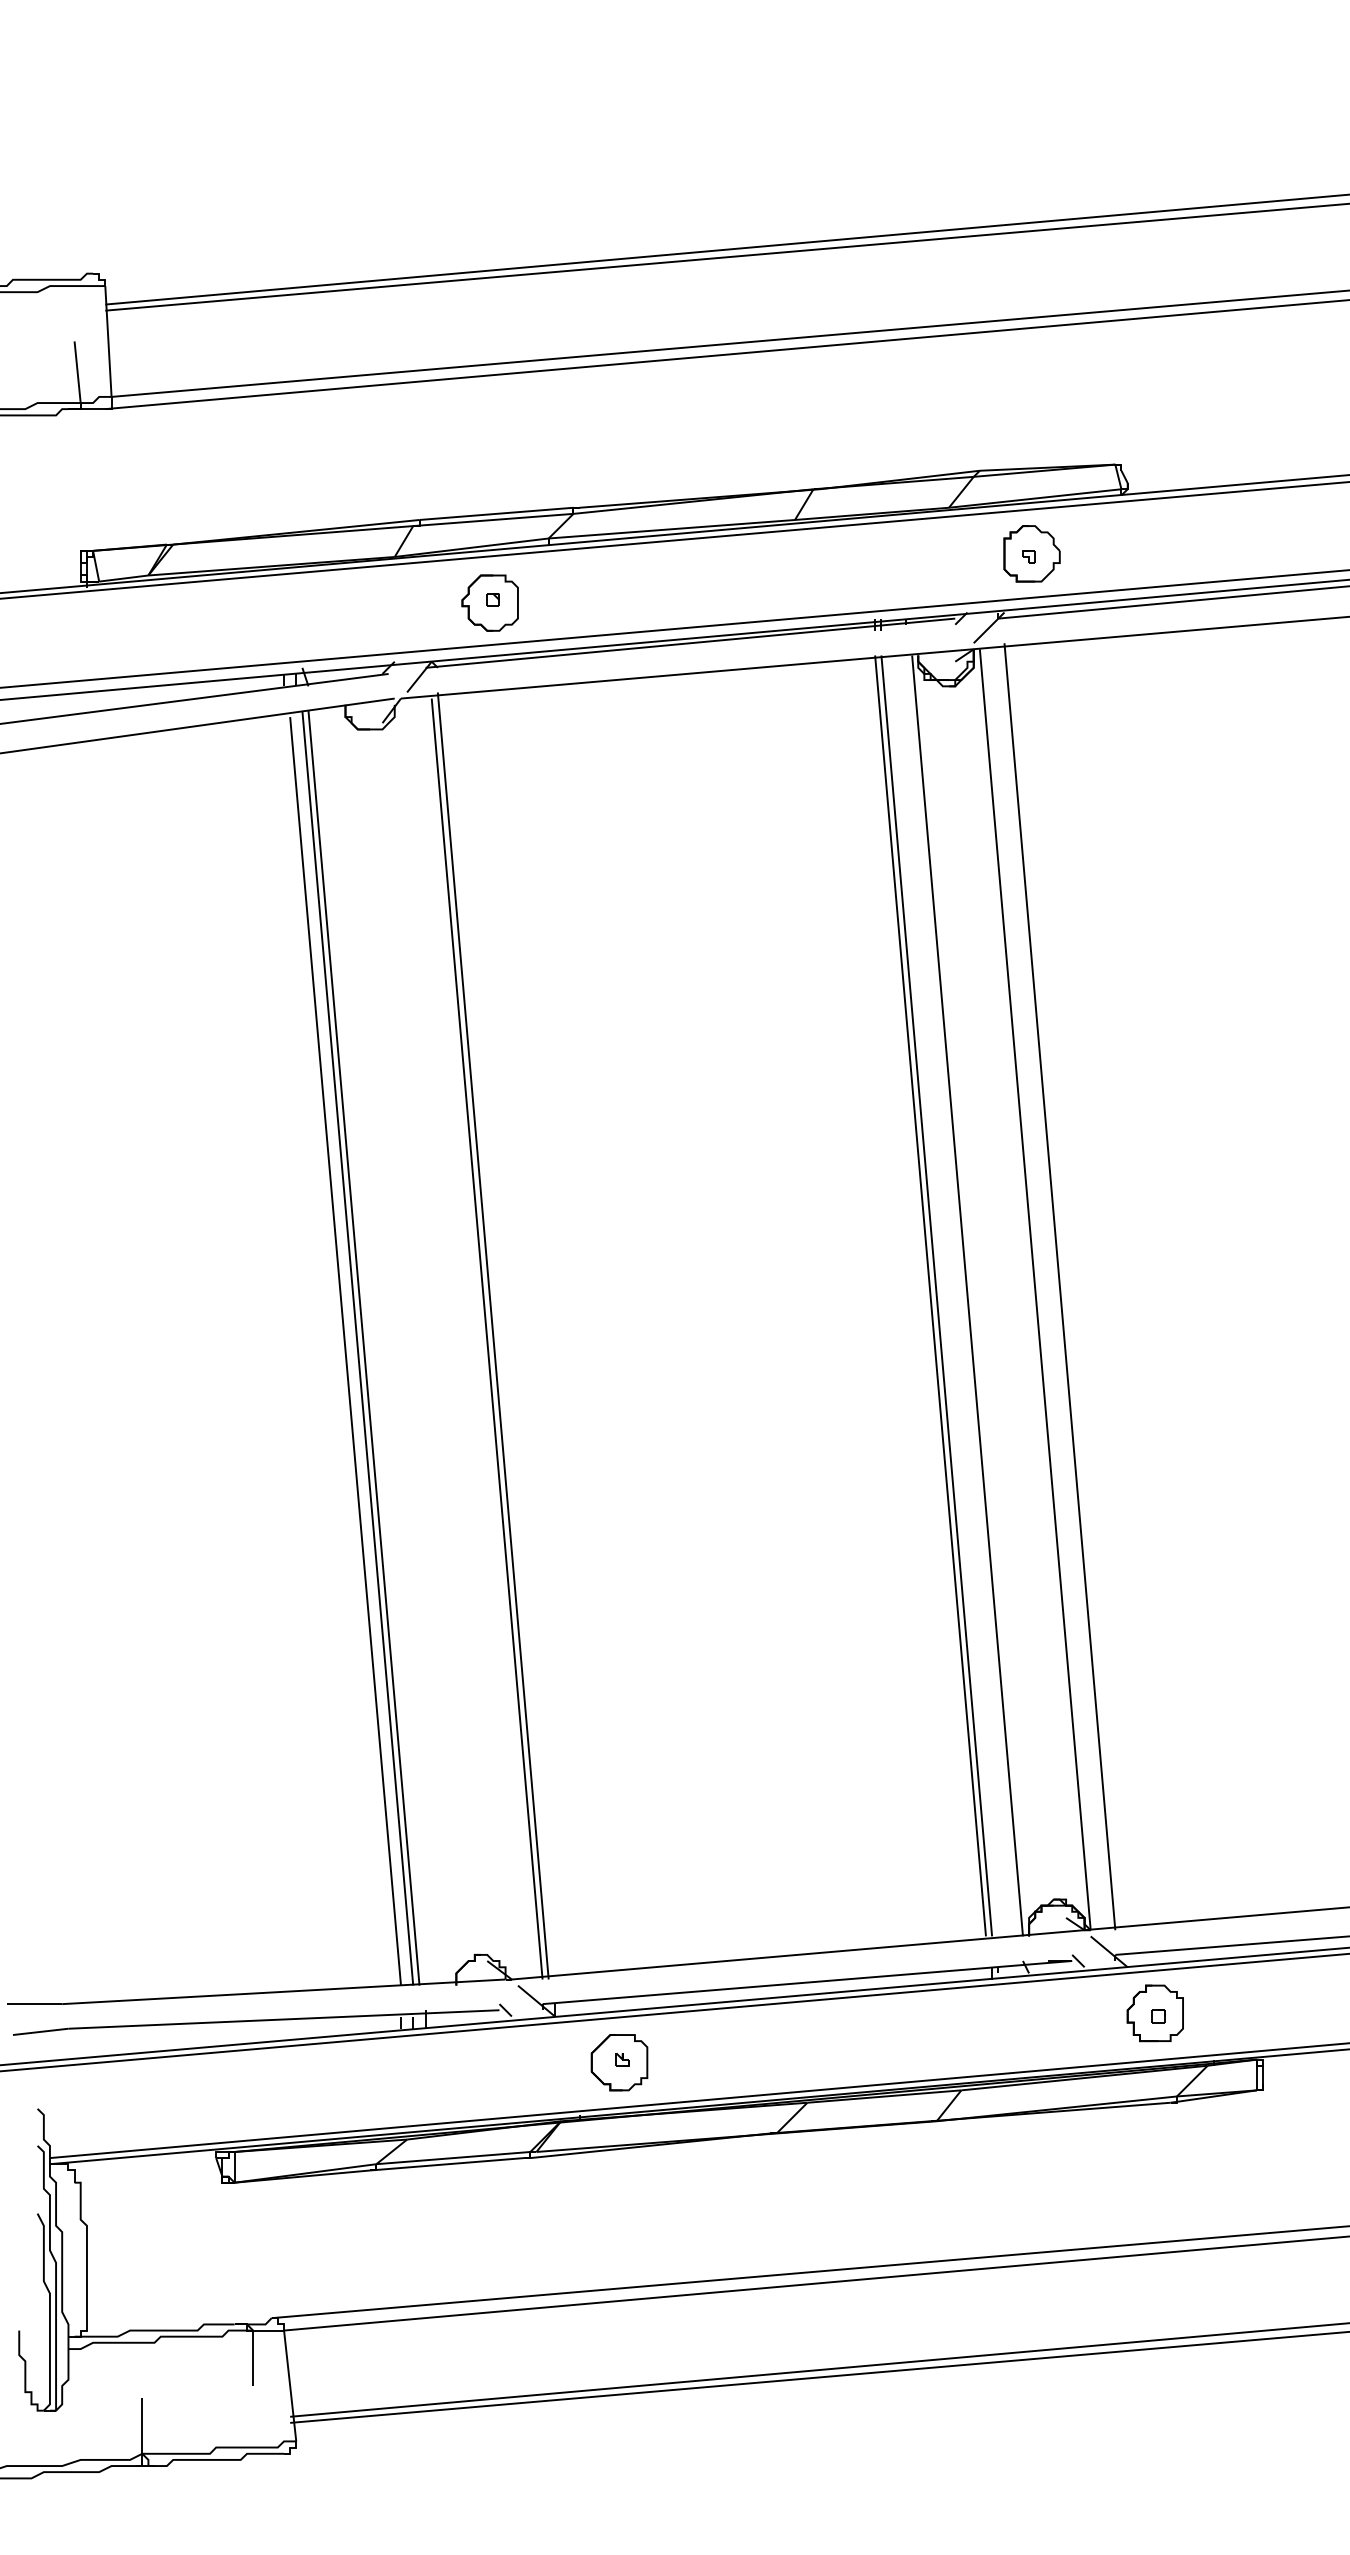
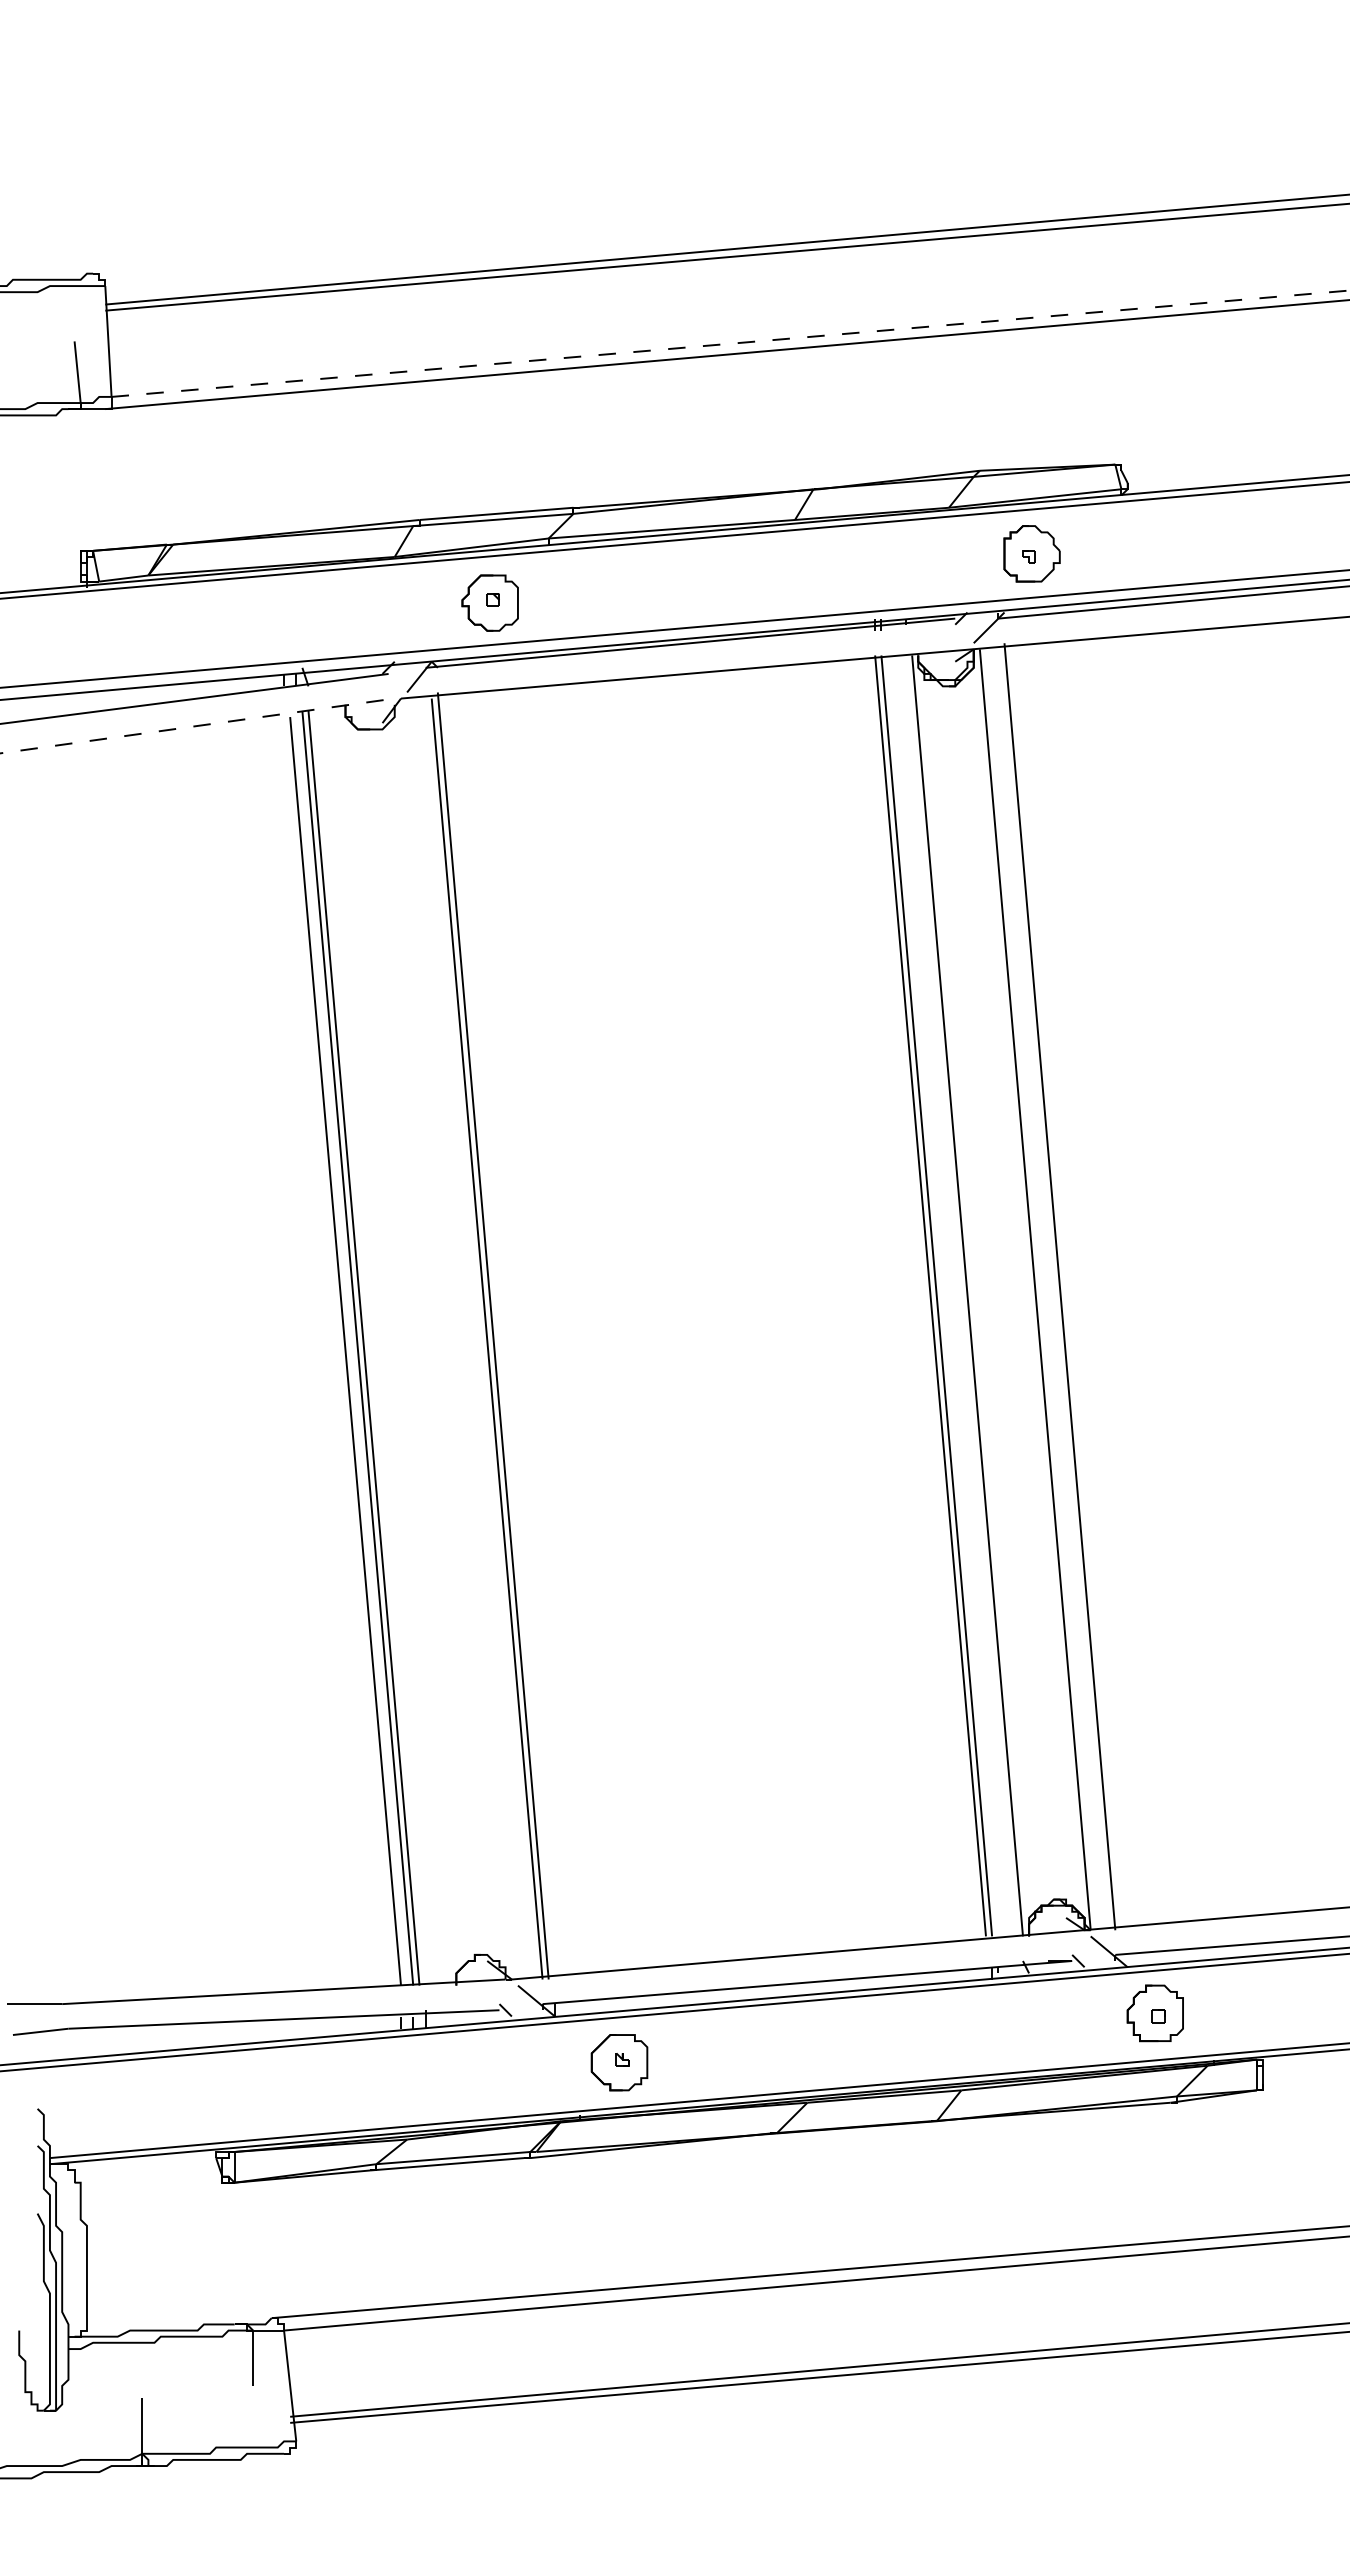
line: solid -> dashed (731, 343)
line: solid -> dashed (197, 725)
